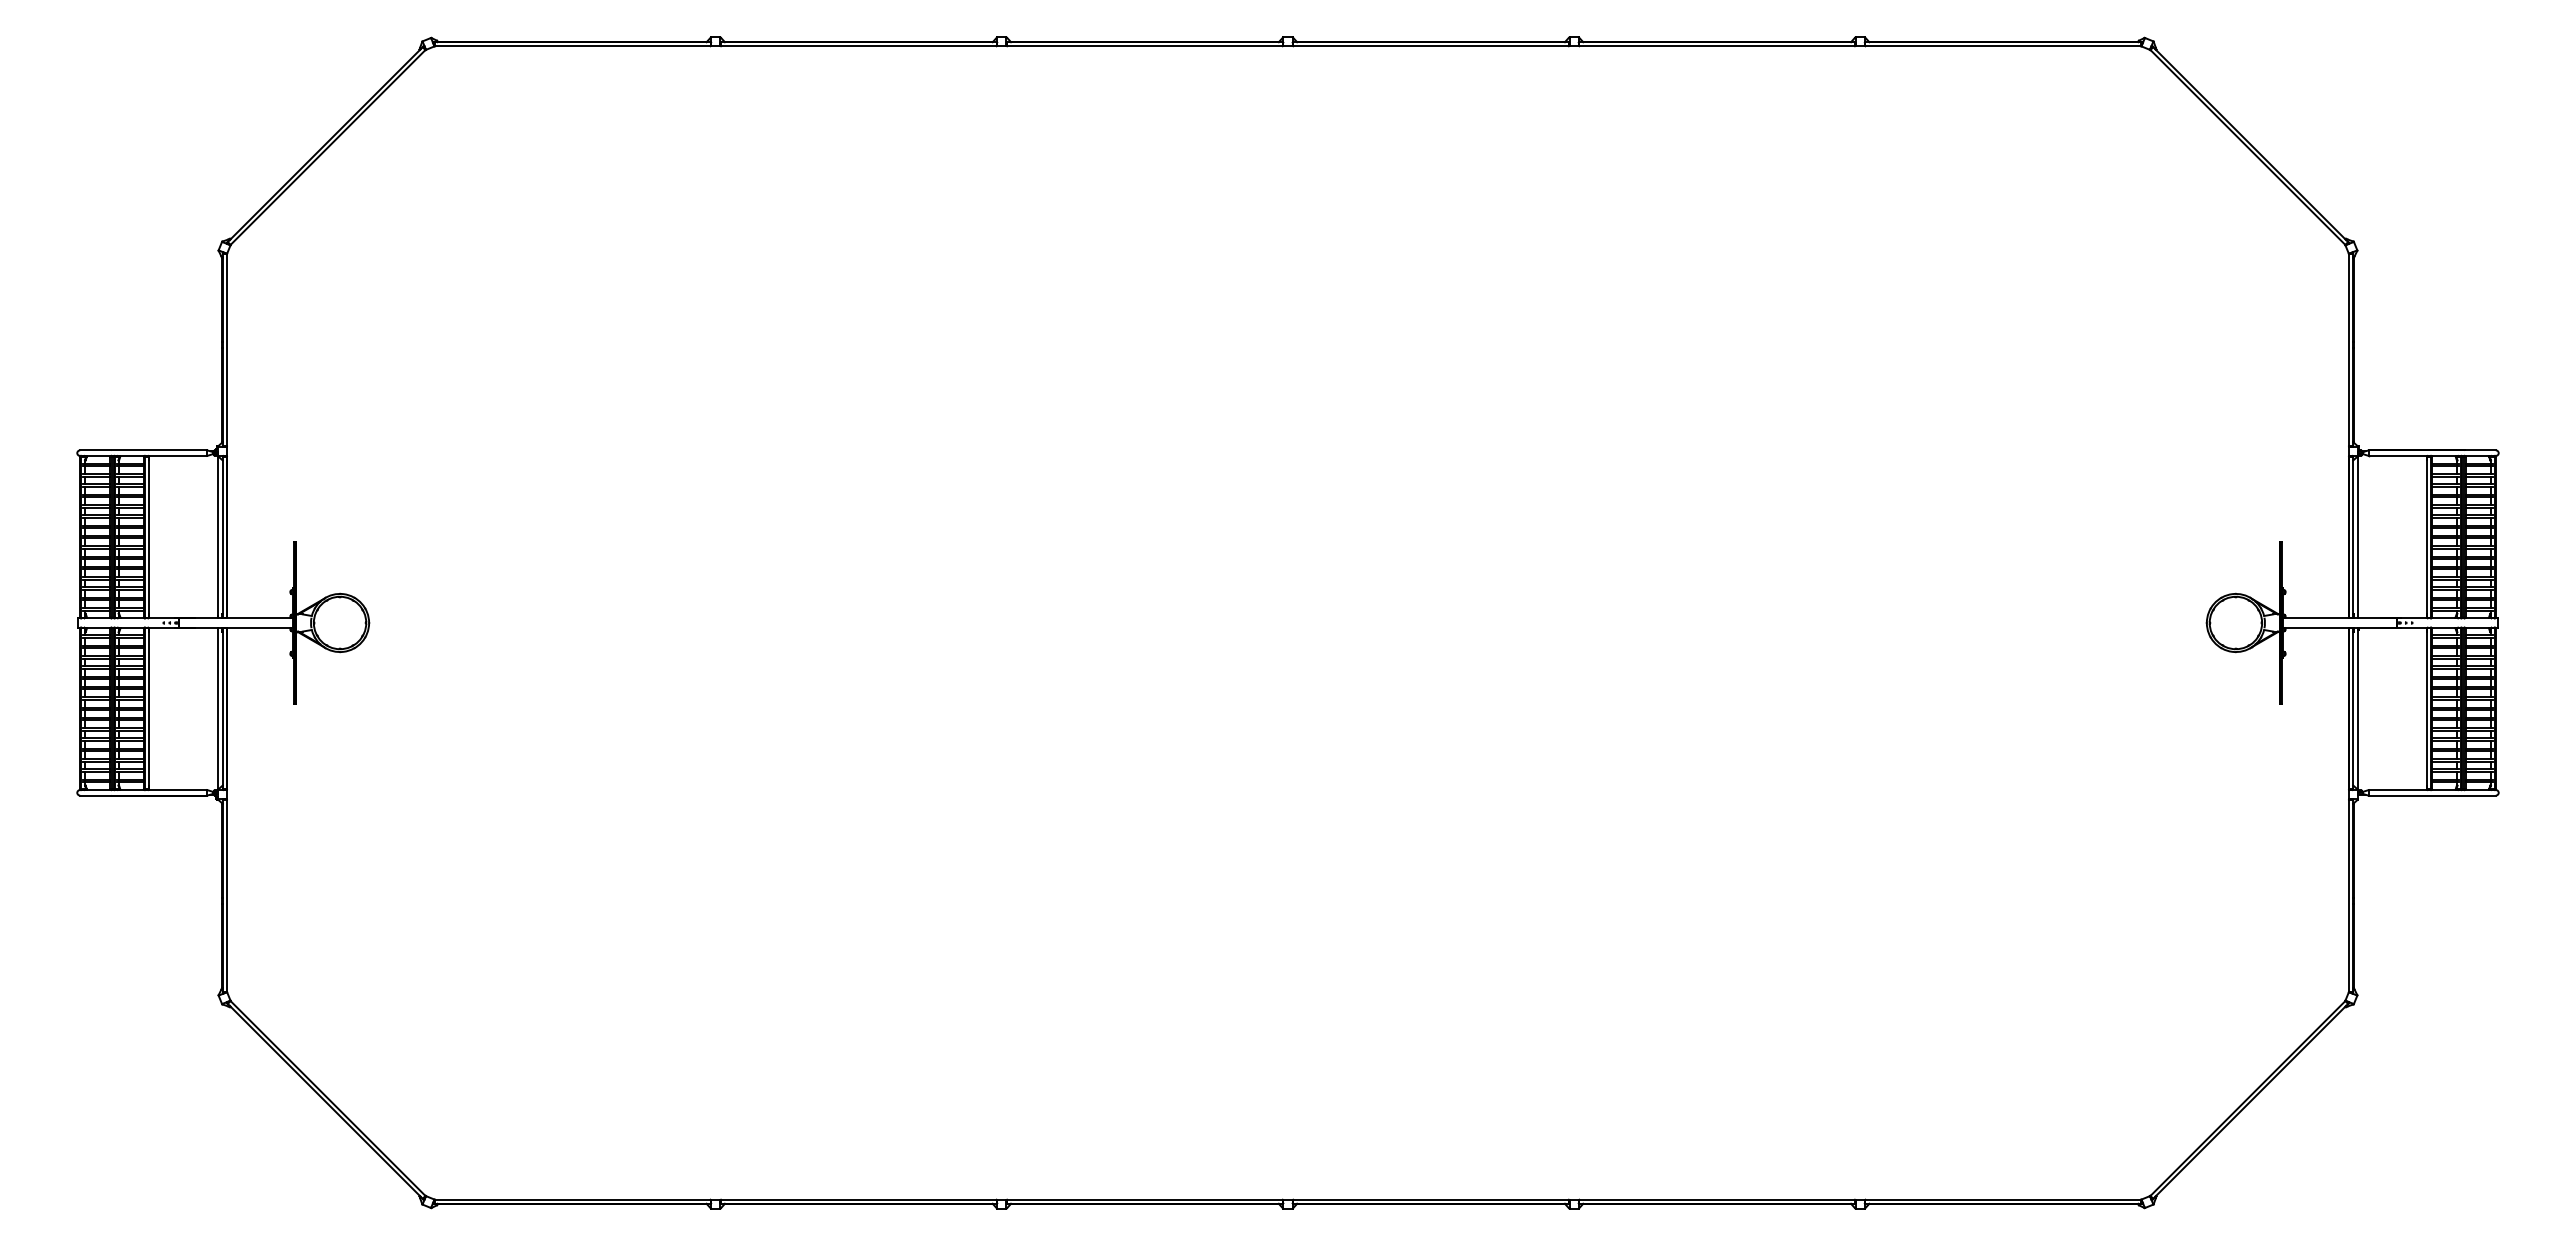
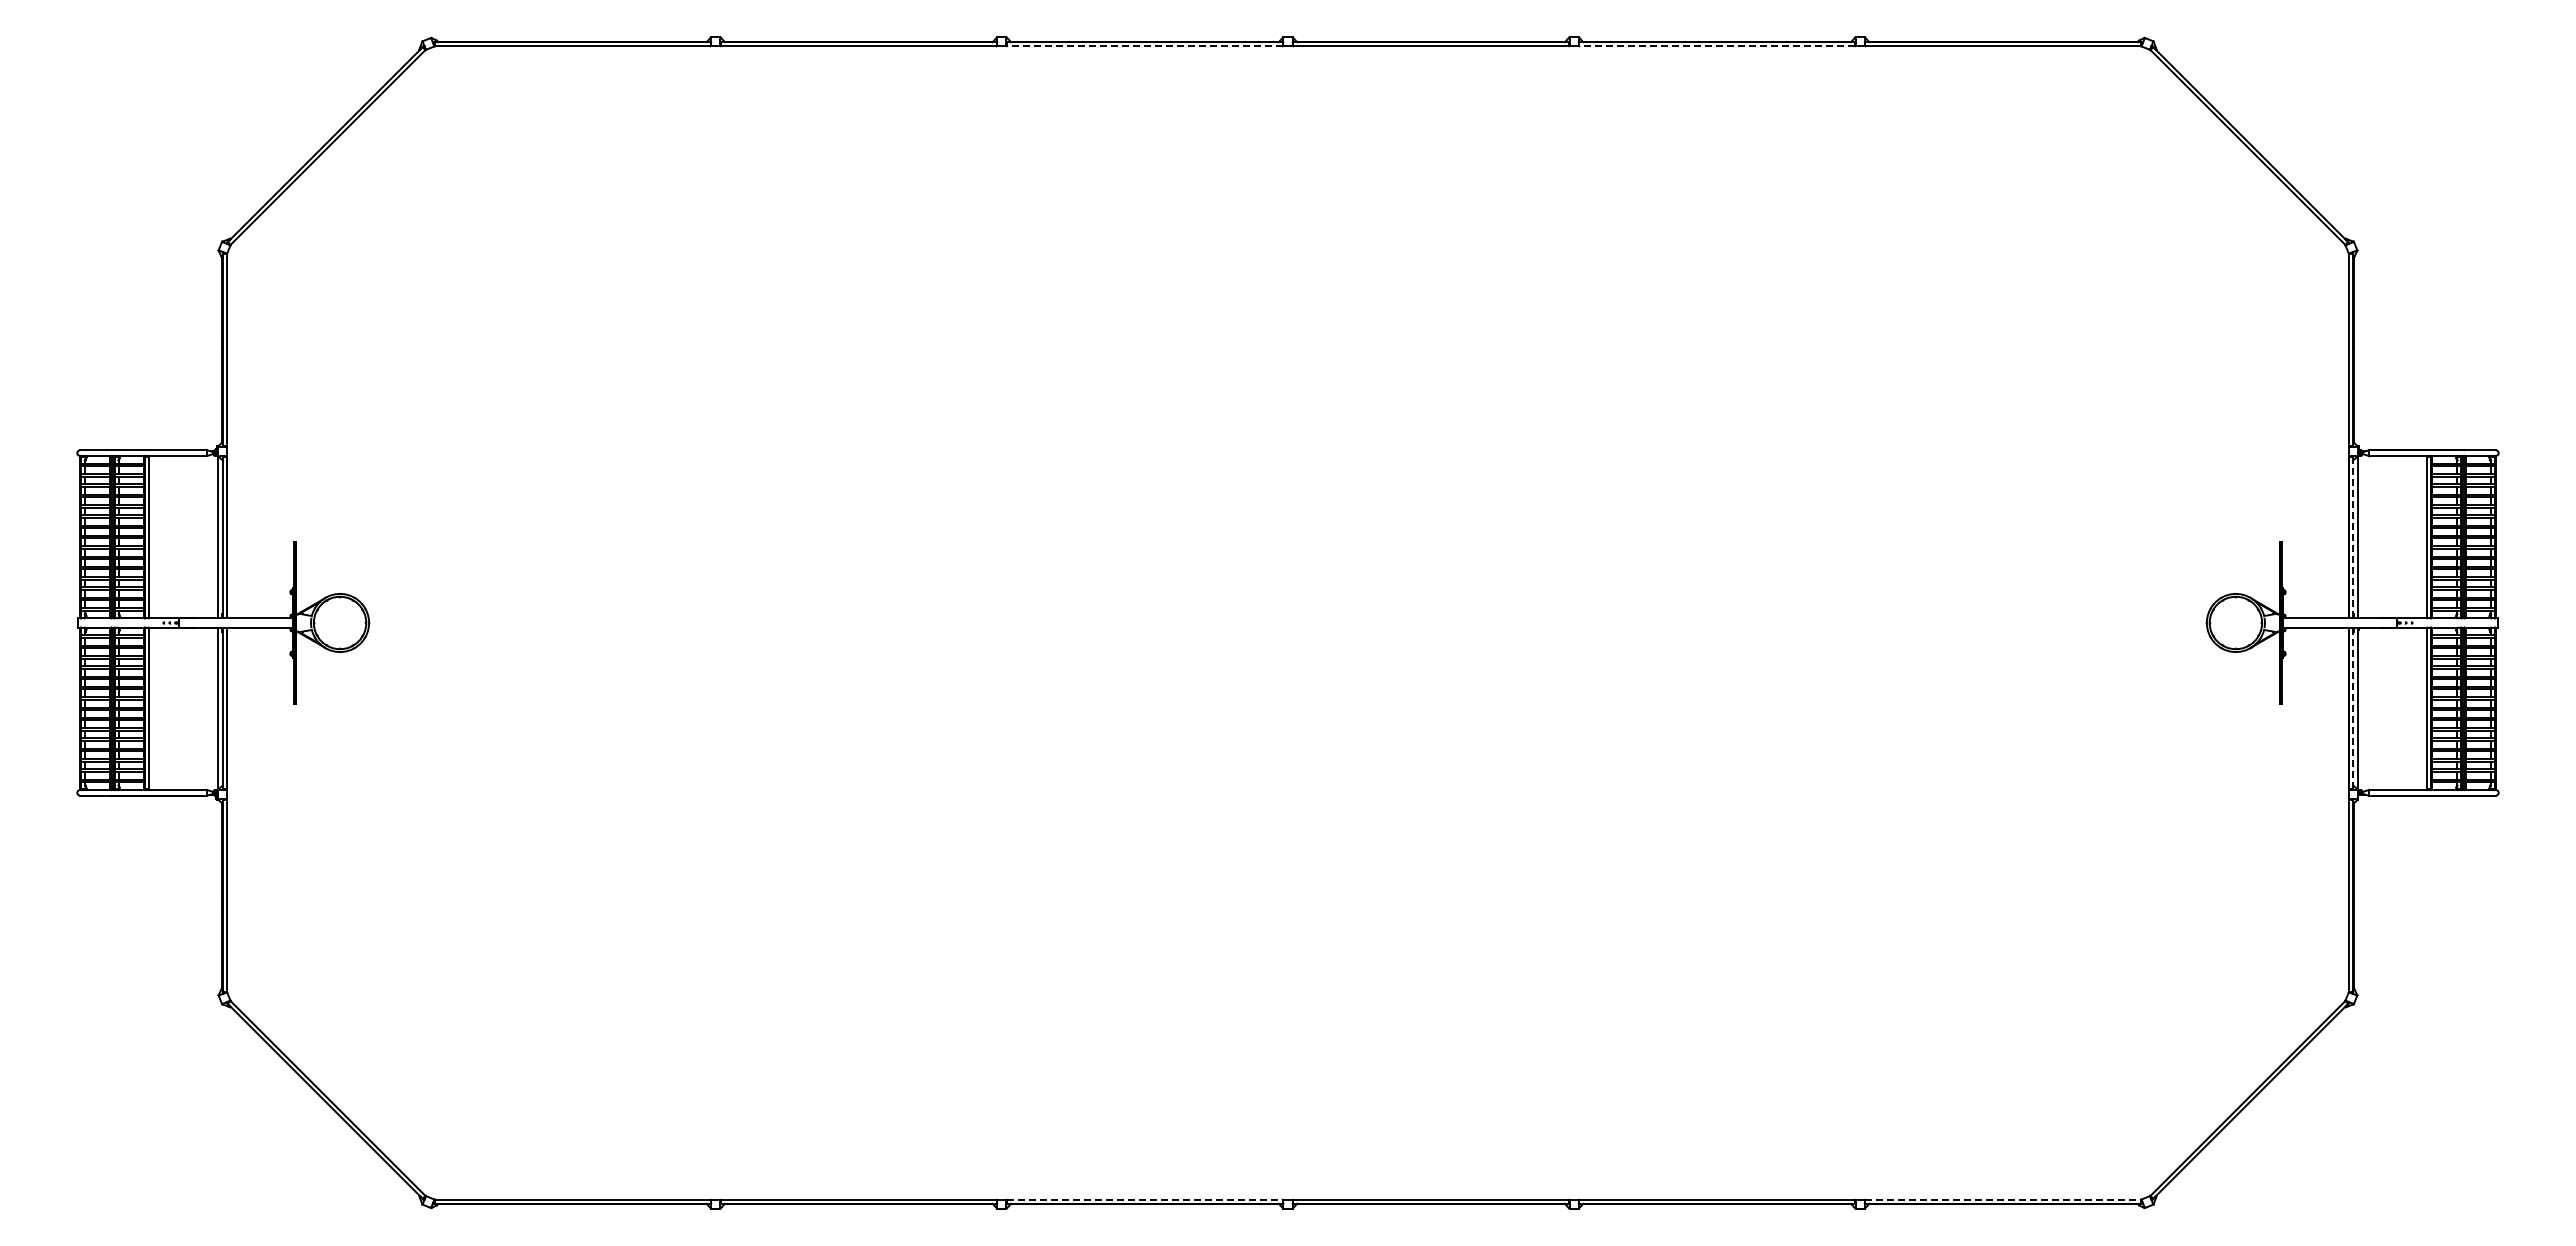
line: solid -> dashed (1144, 46)
line: solid -> dashed (1717, 46)
line: solid -> dashed (2353, 537)
line: solid -> dashed (2353, 708)
line: solid -> dashed (1144, 1199)
line: solid -> dashed (2003, 1199)
